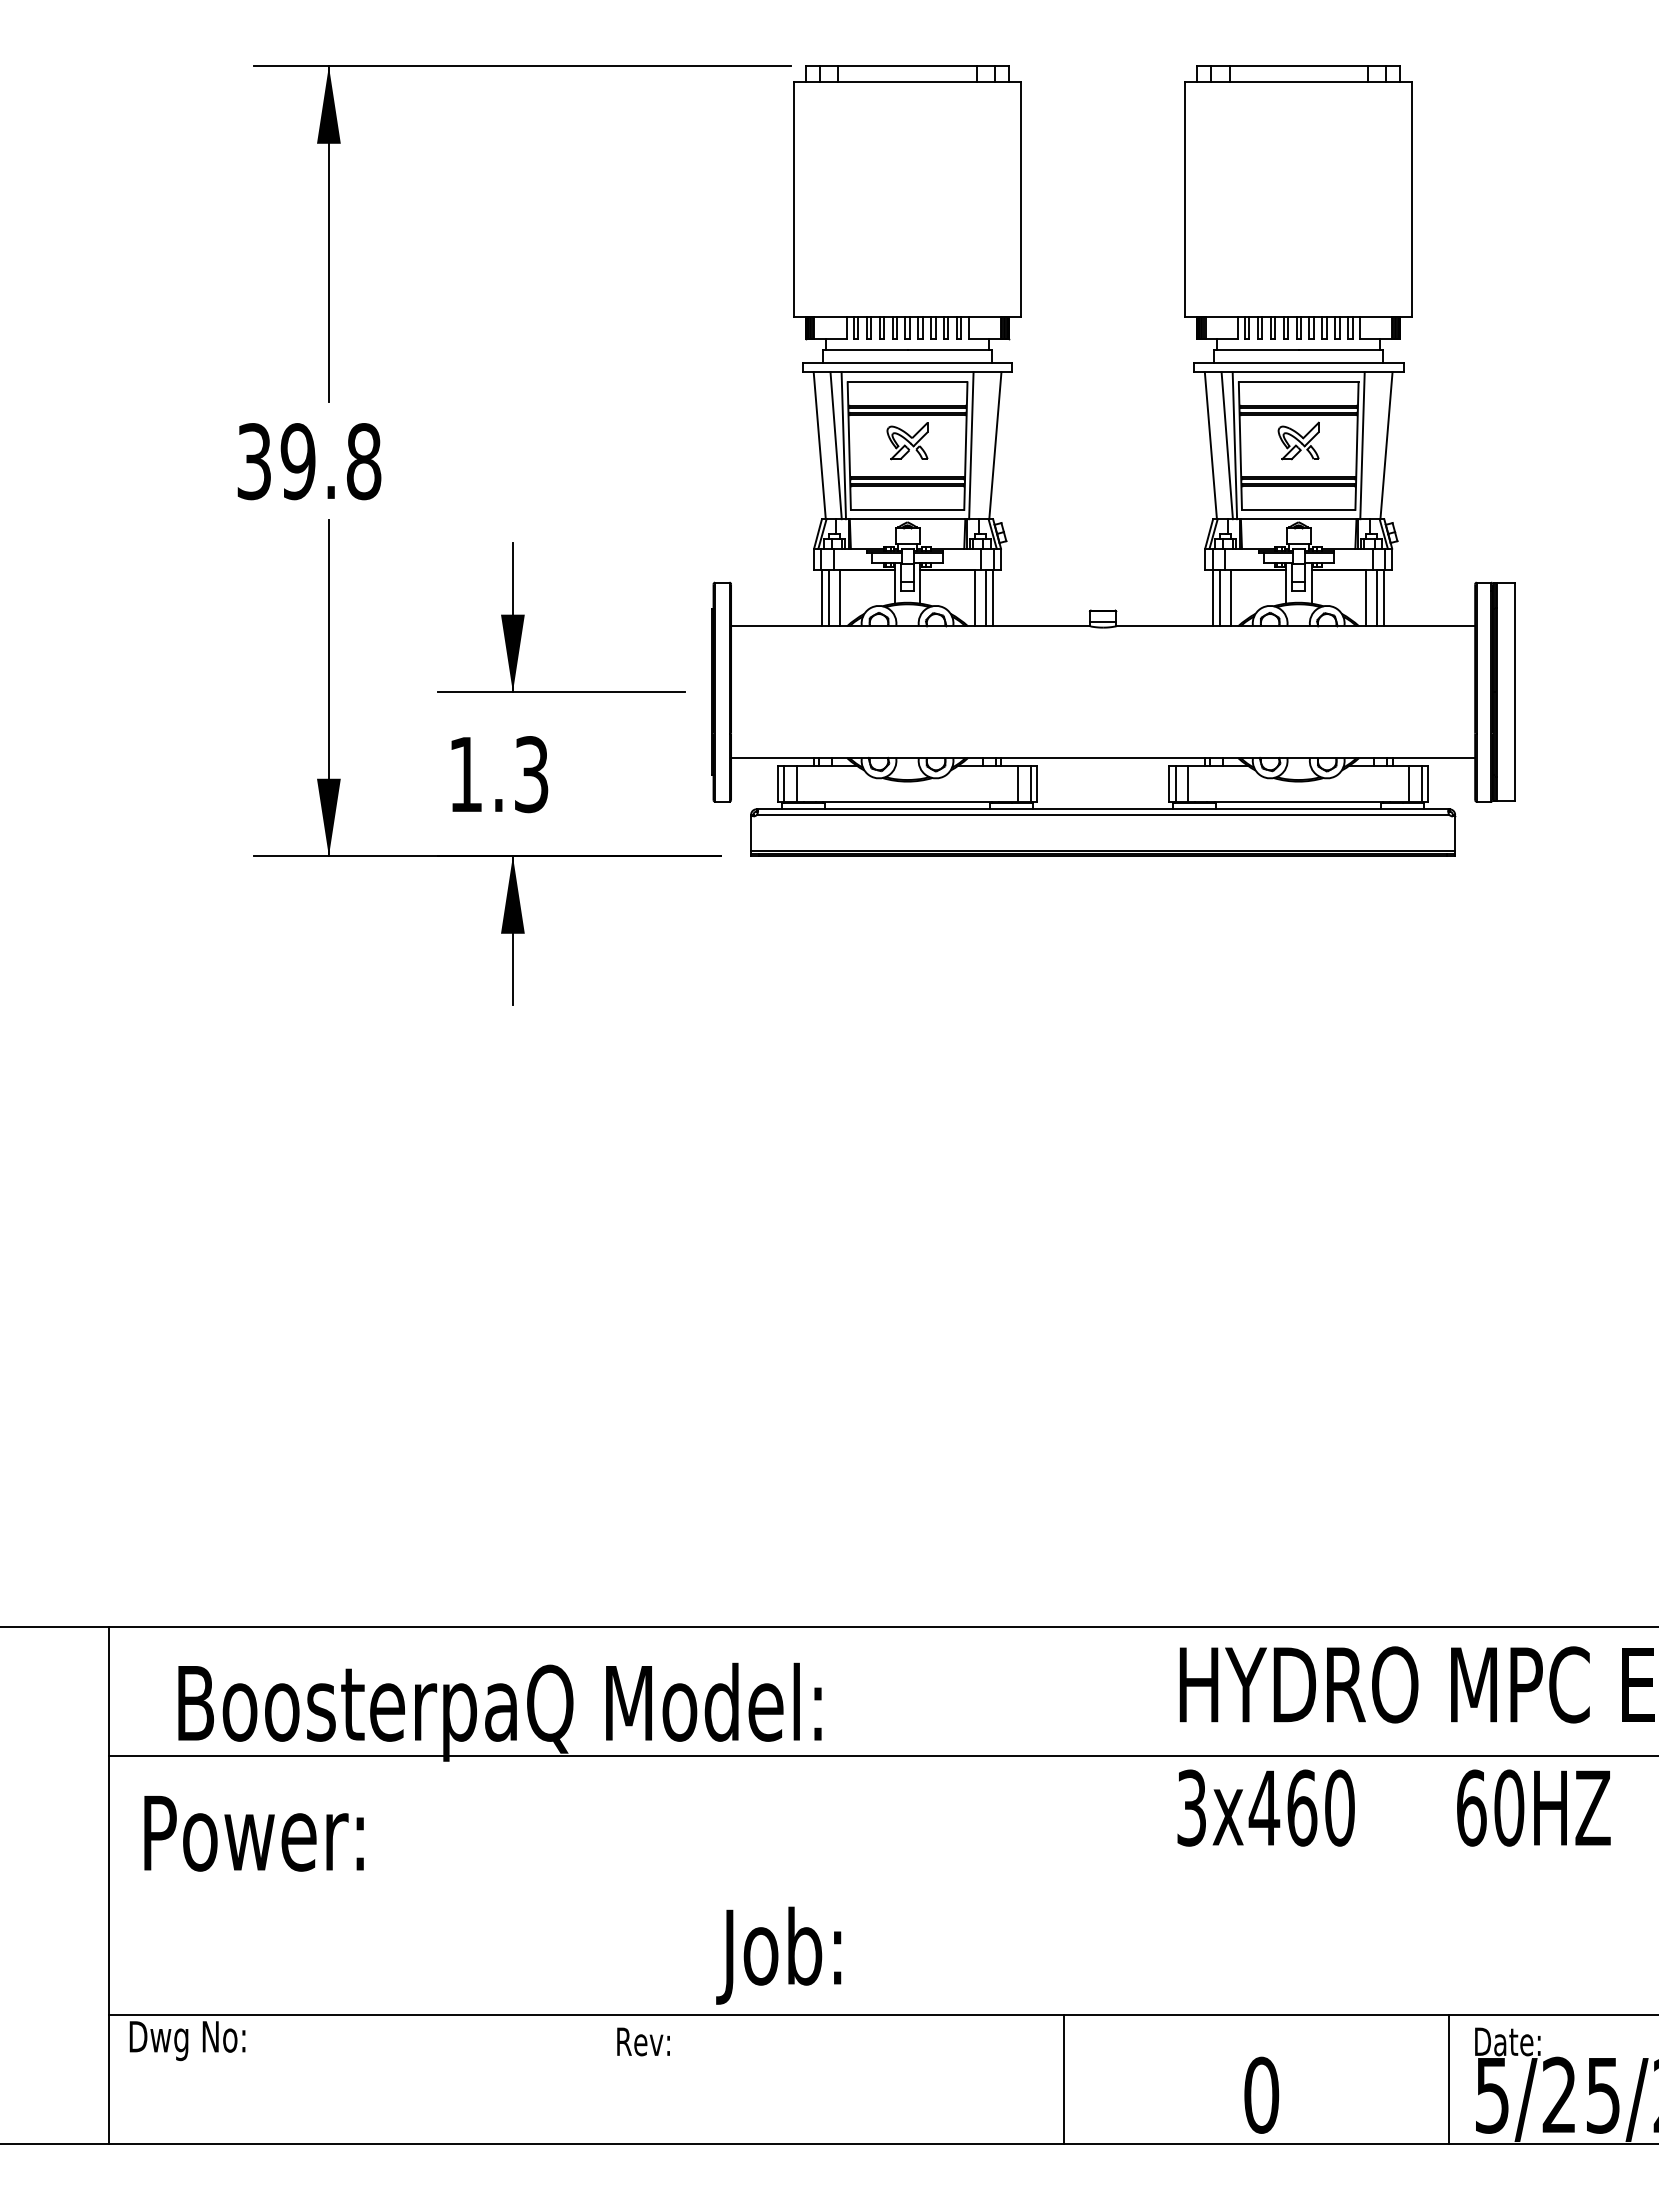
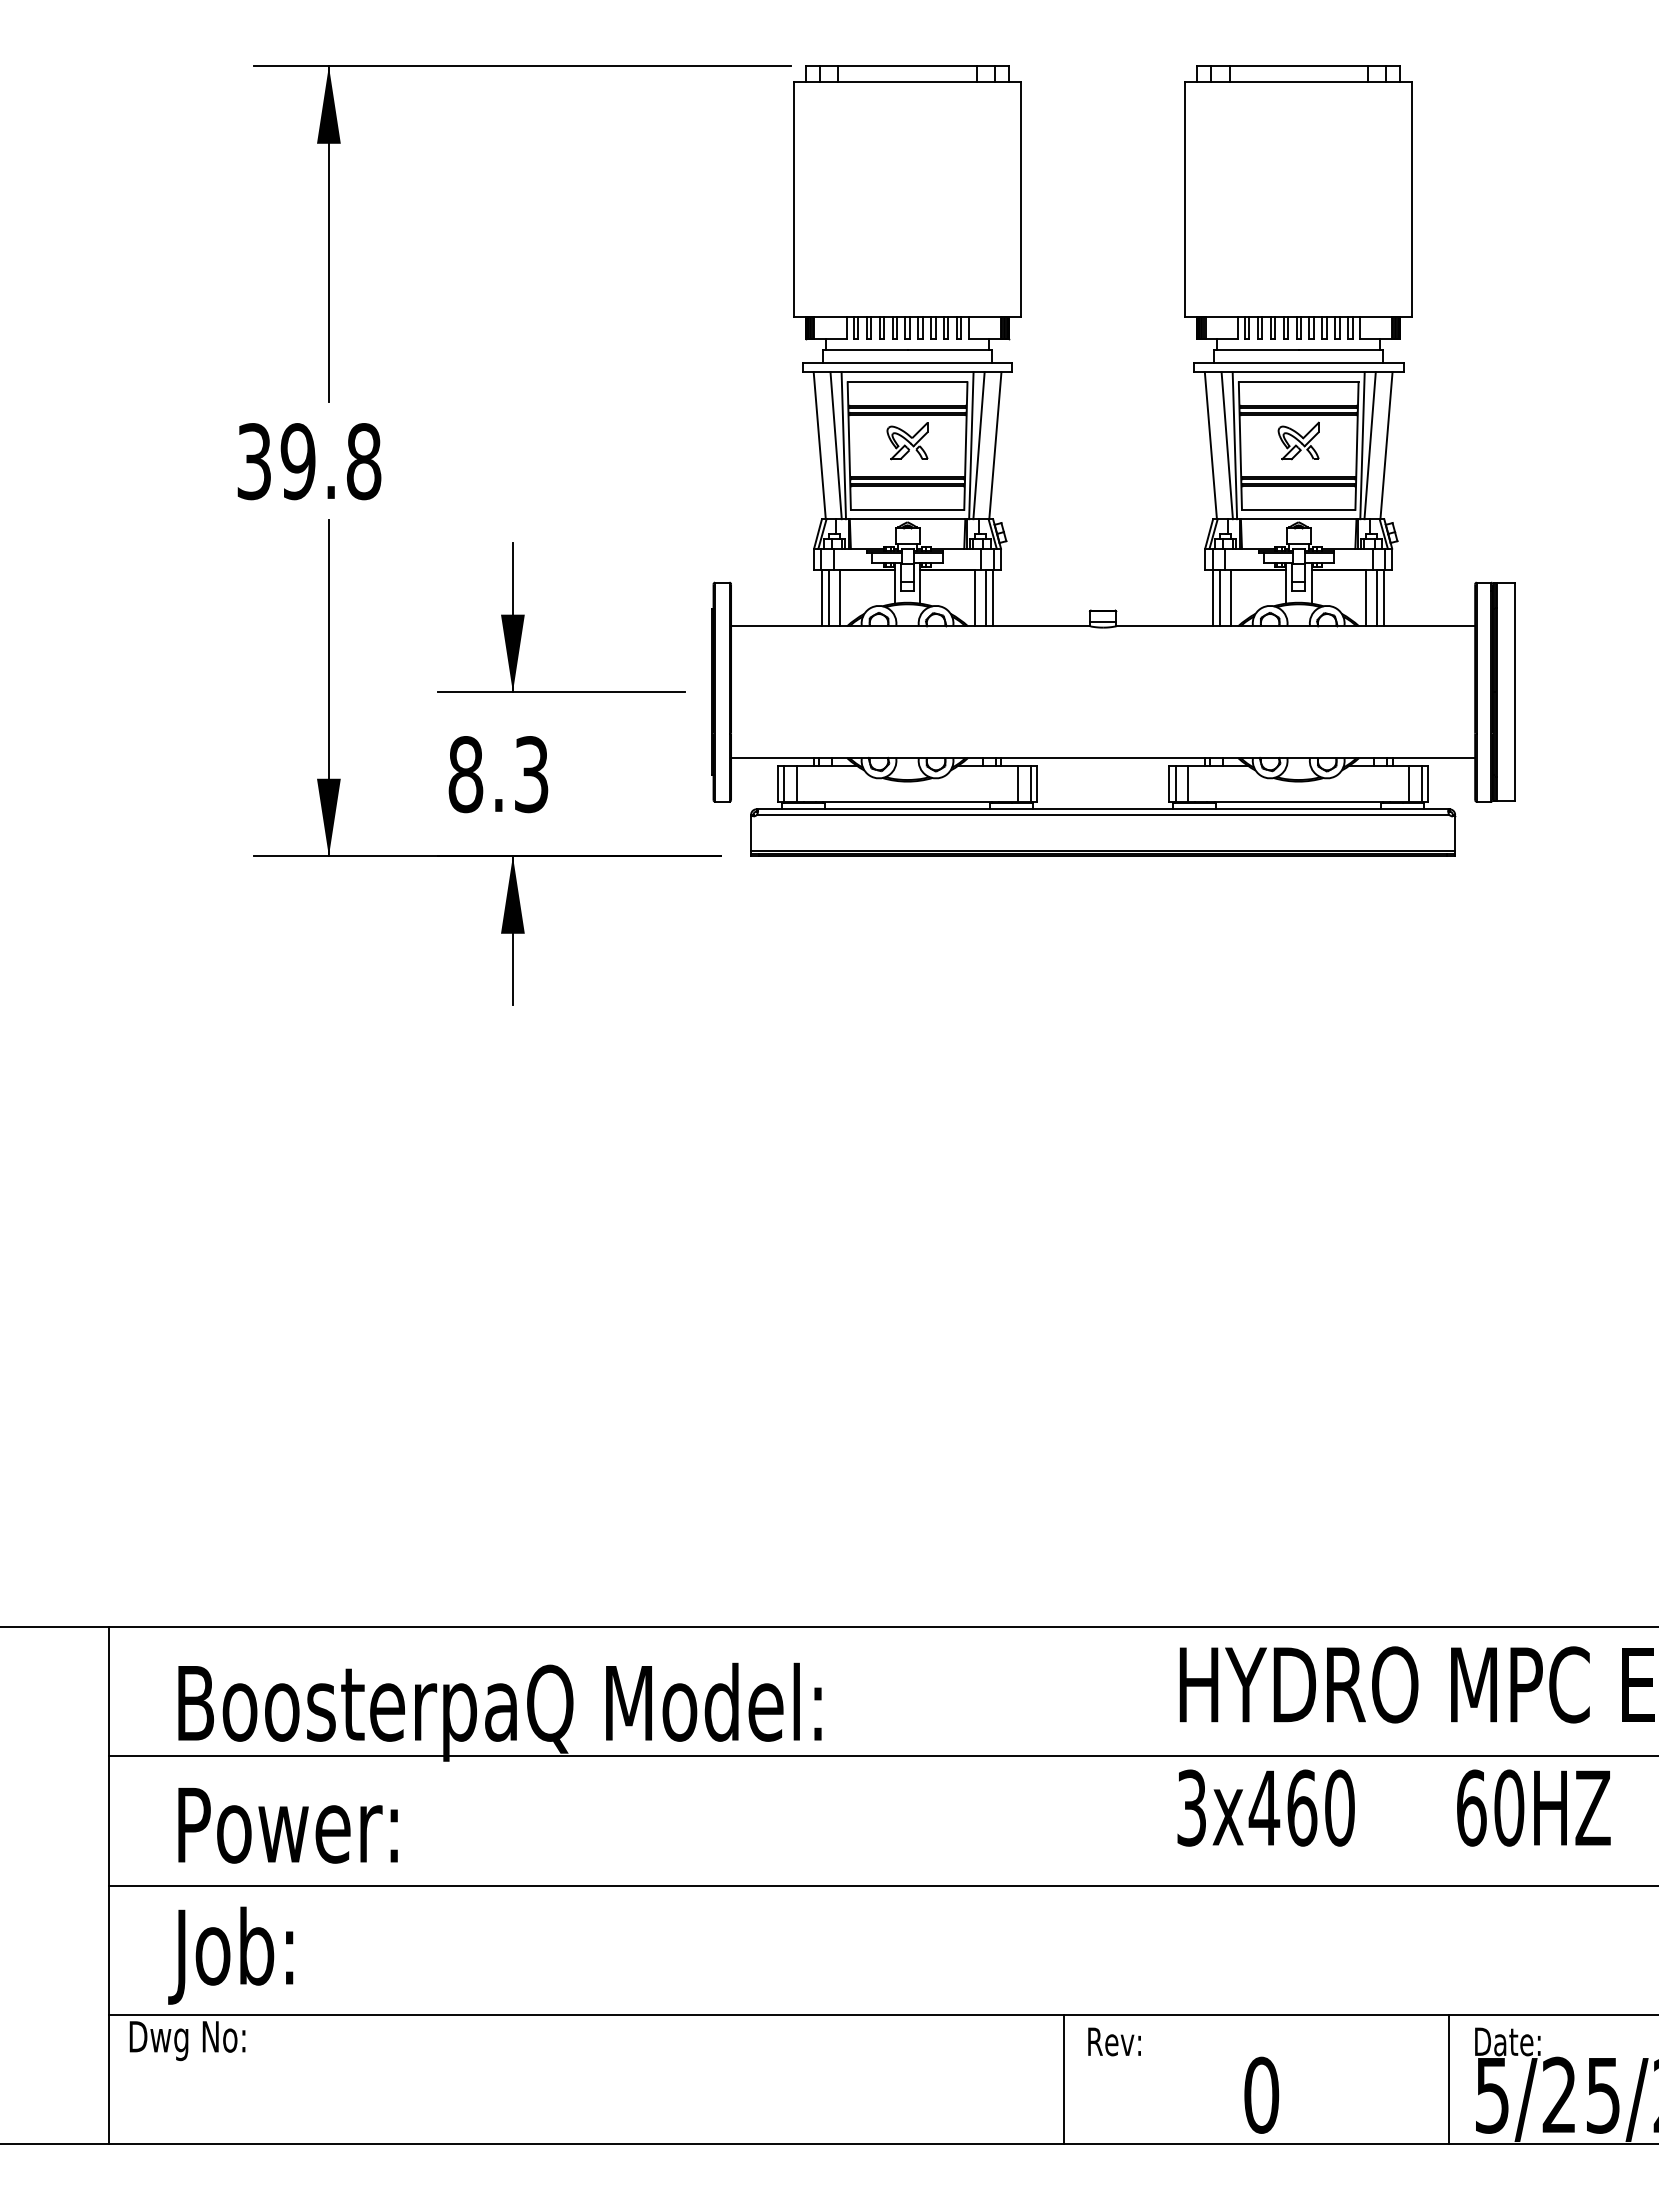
line: none -> present (978, 445)
line: none -> present (1369, 445)
text: 1.3 -> 8.3 (465, 774)
text position: (253, 1833) -> (287, 1825) (287, 1825)
line: none -> present (881, 1885)
text position: (778, 1955) -> (230, 1955) (230, 1955)
text position: (643, 2041) -> (1114, 2041) (1114, 2041)
